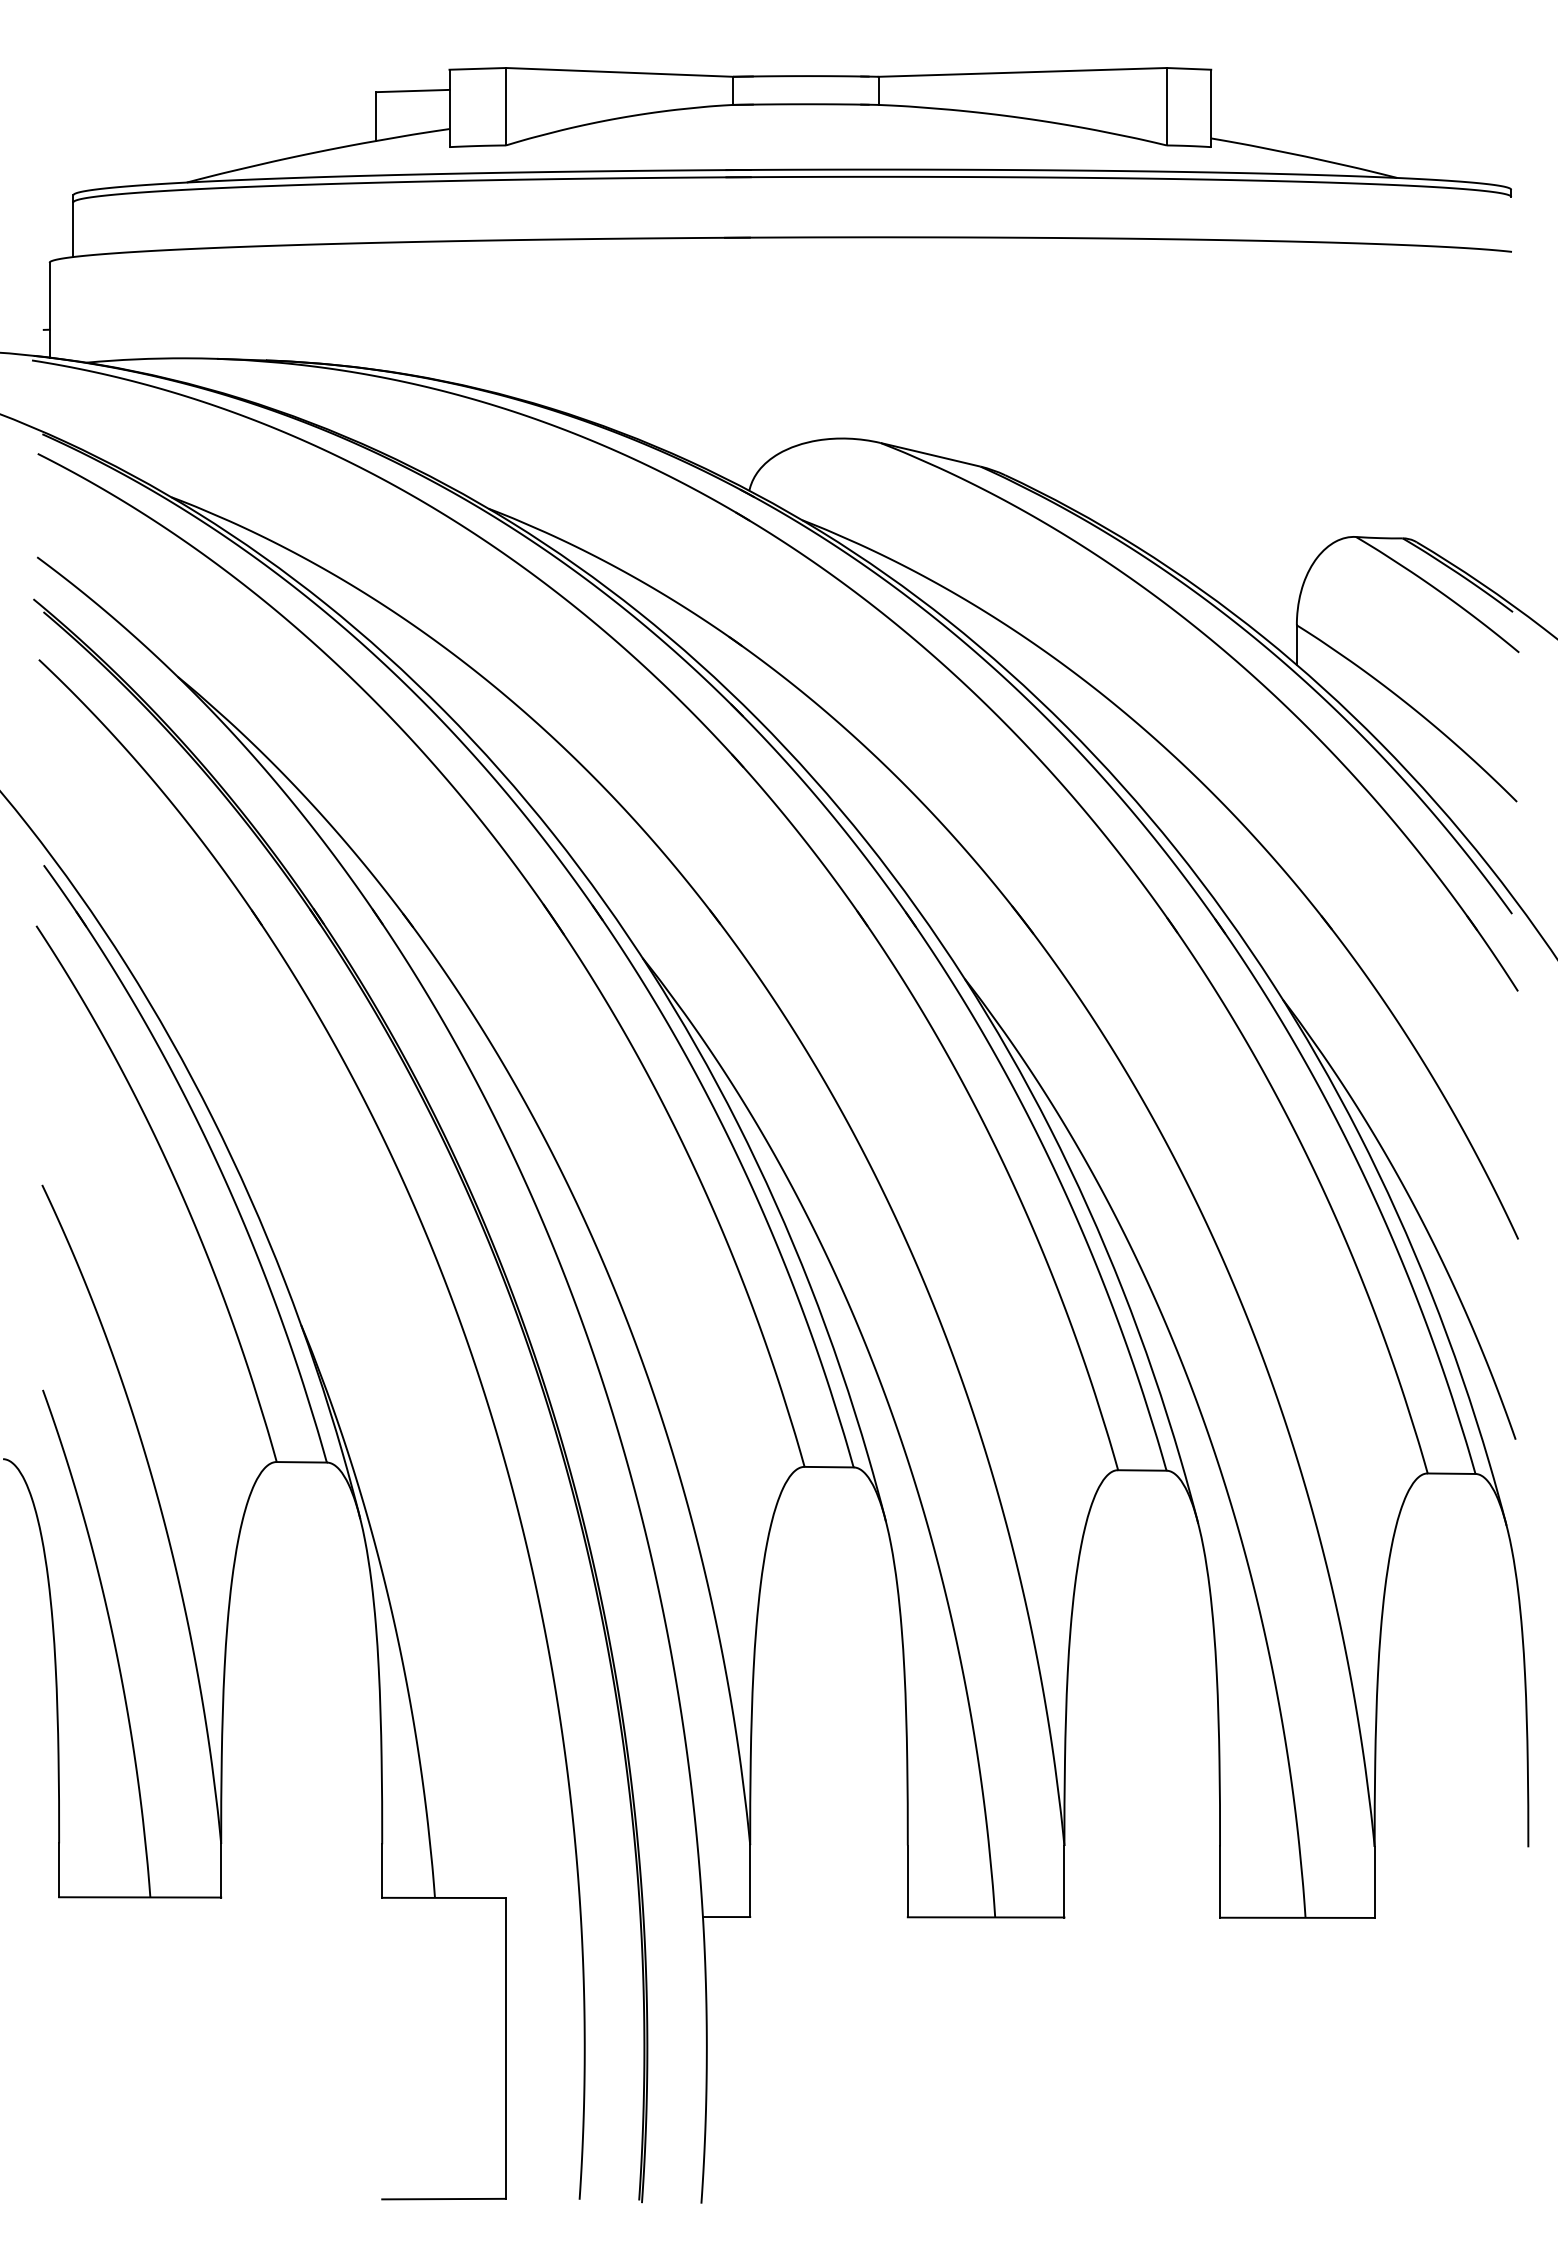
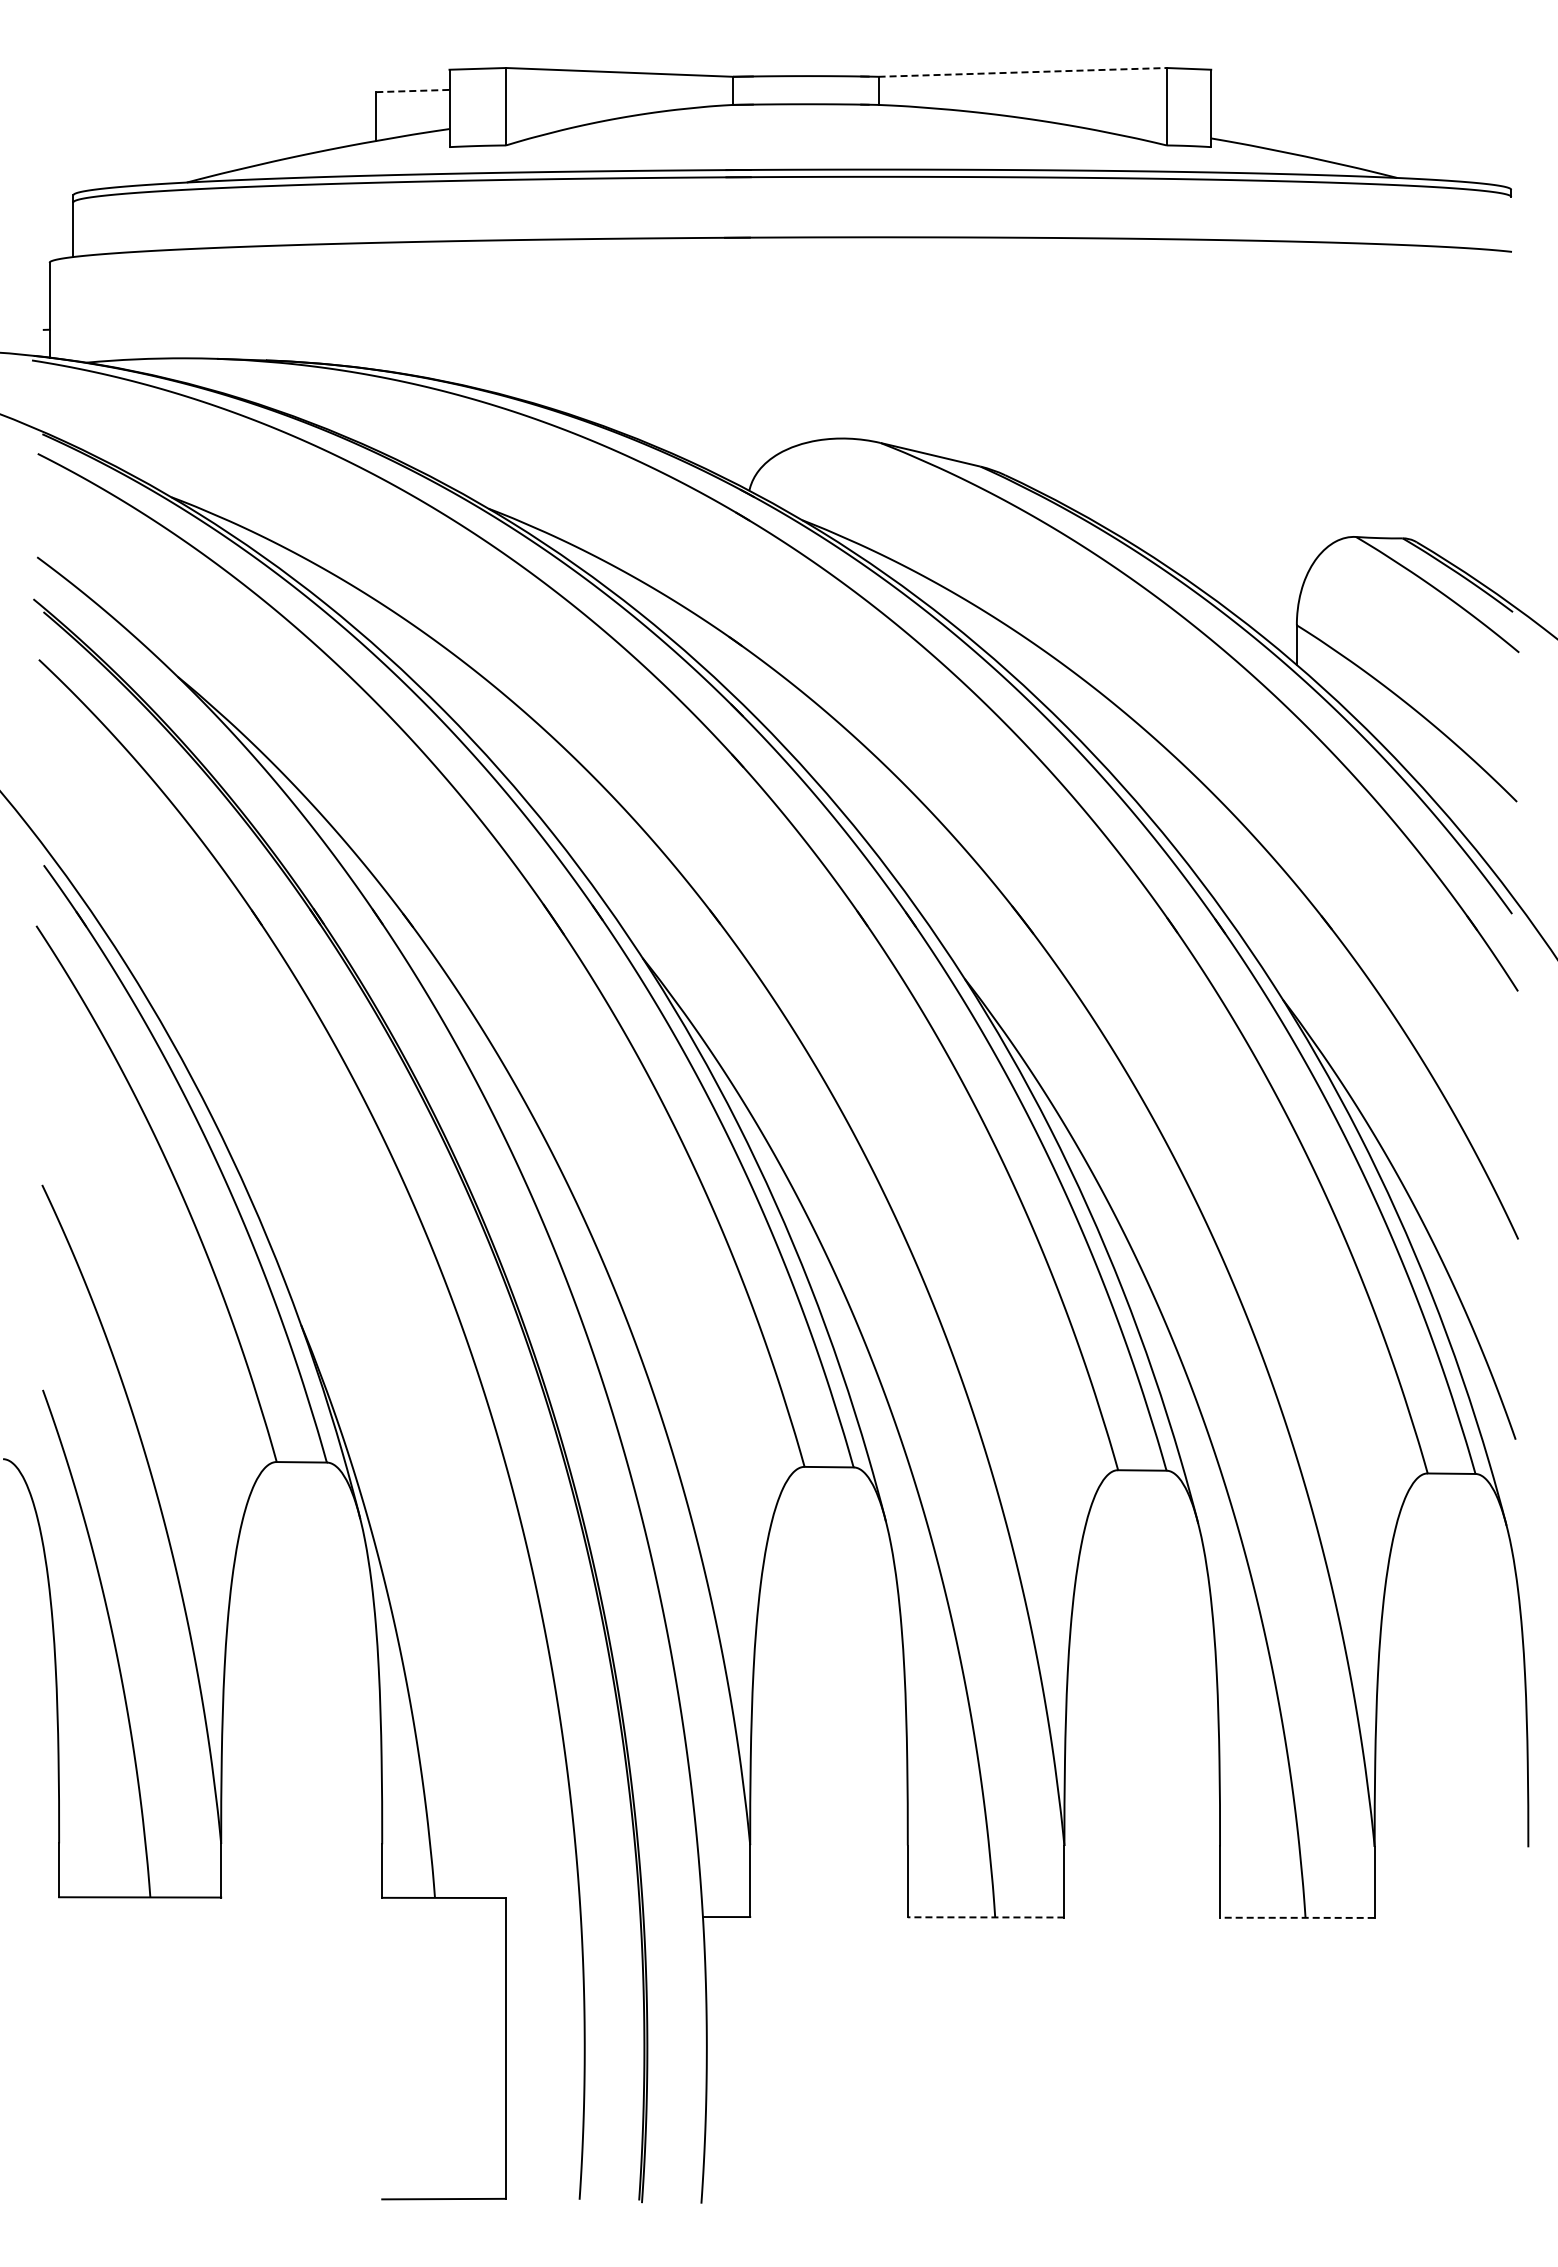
line: solid -> dashed (1023, 72)
line: solid -> dashed (412, 91)
line: solid -> dashed (985, 1917)
line: solid -> dashed (1296, 1917)
